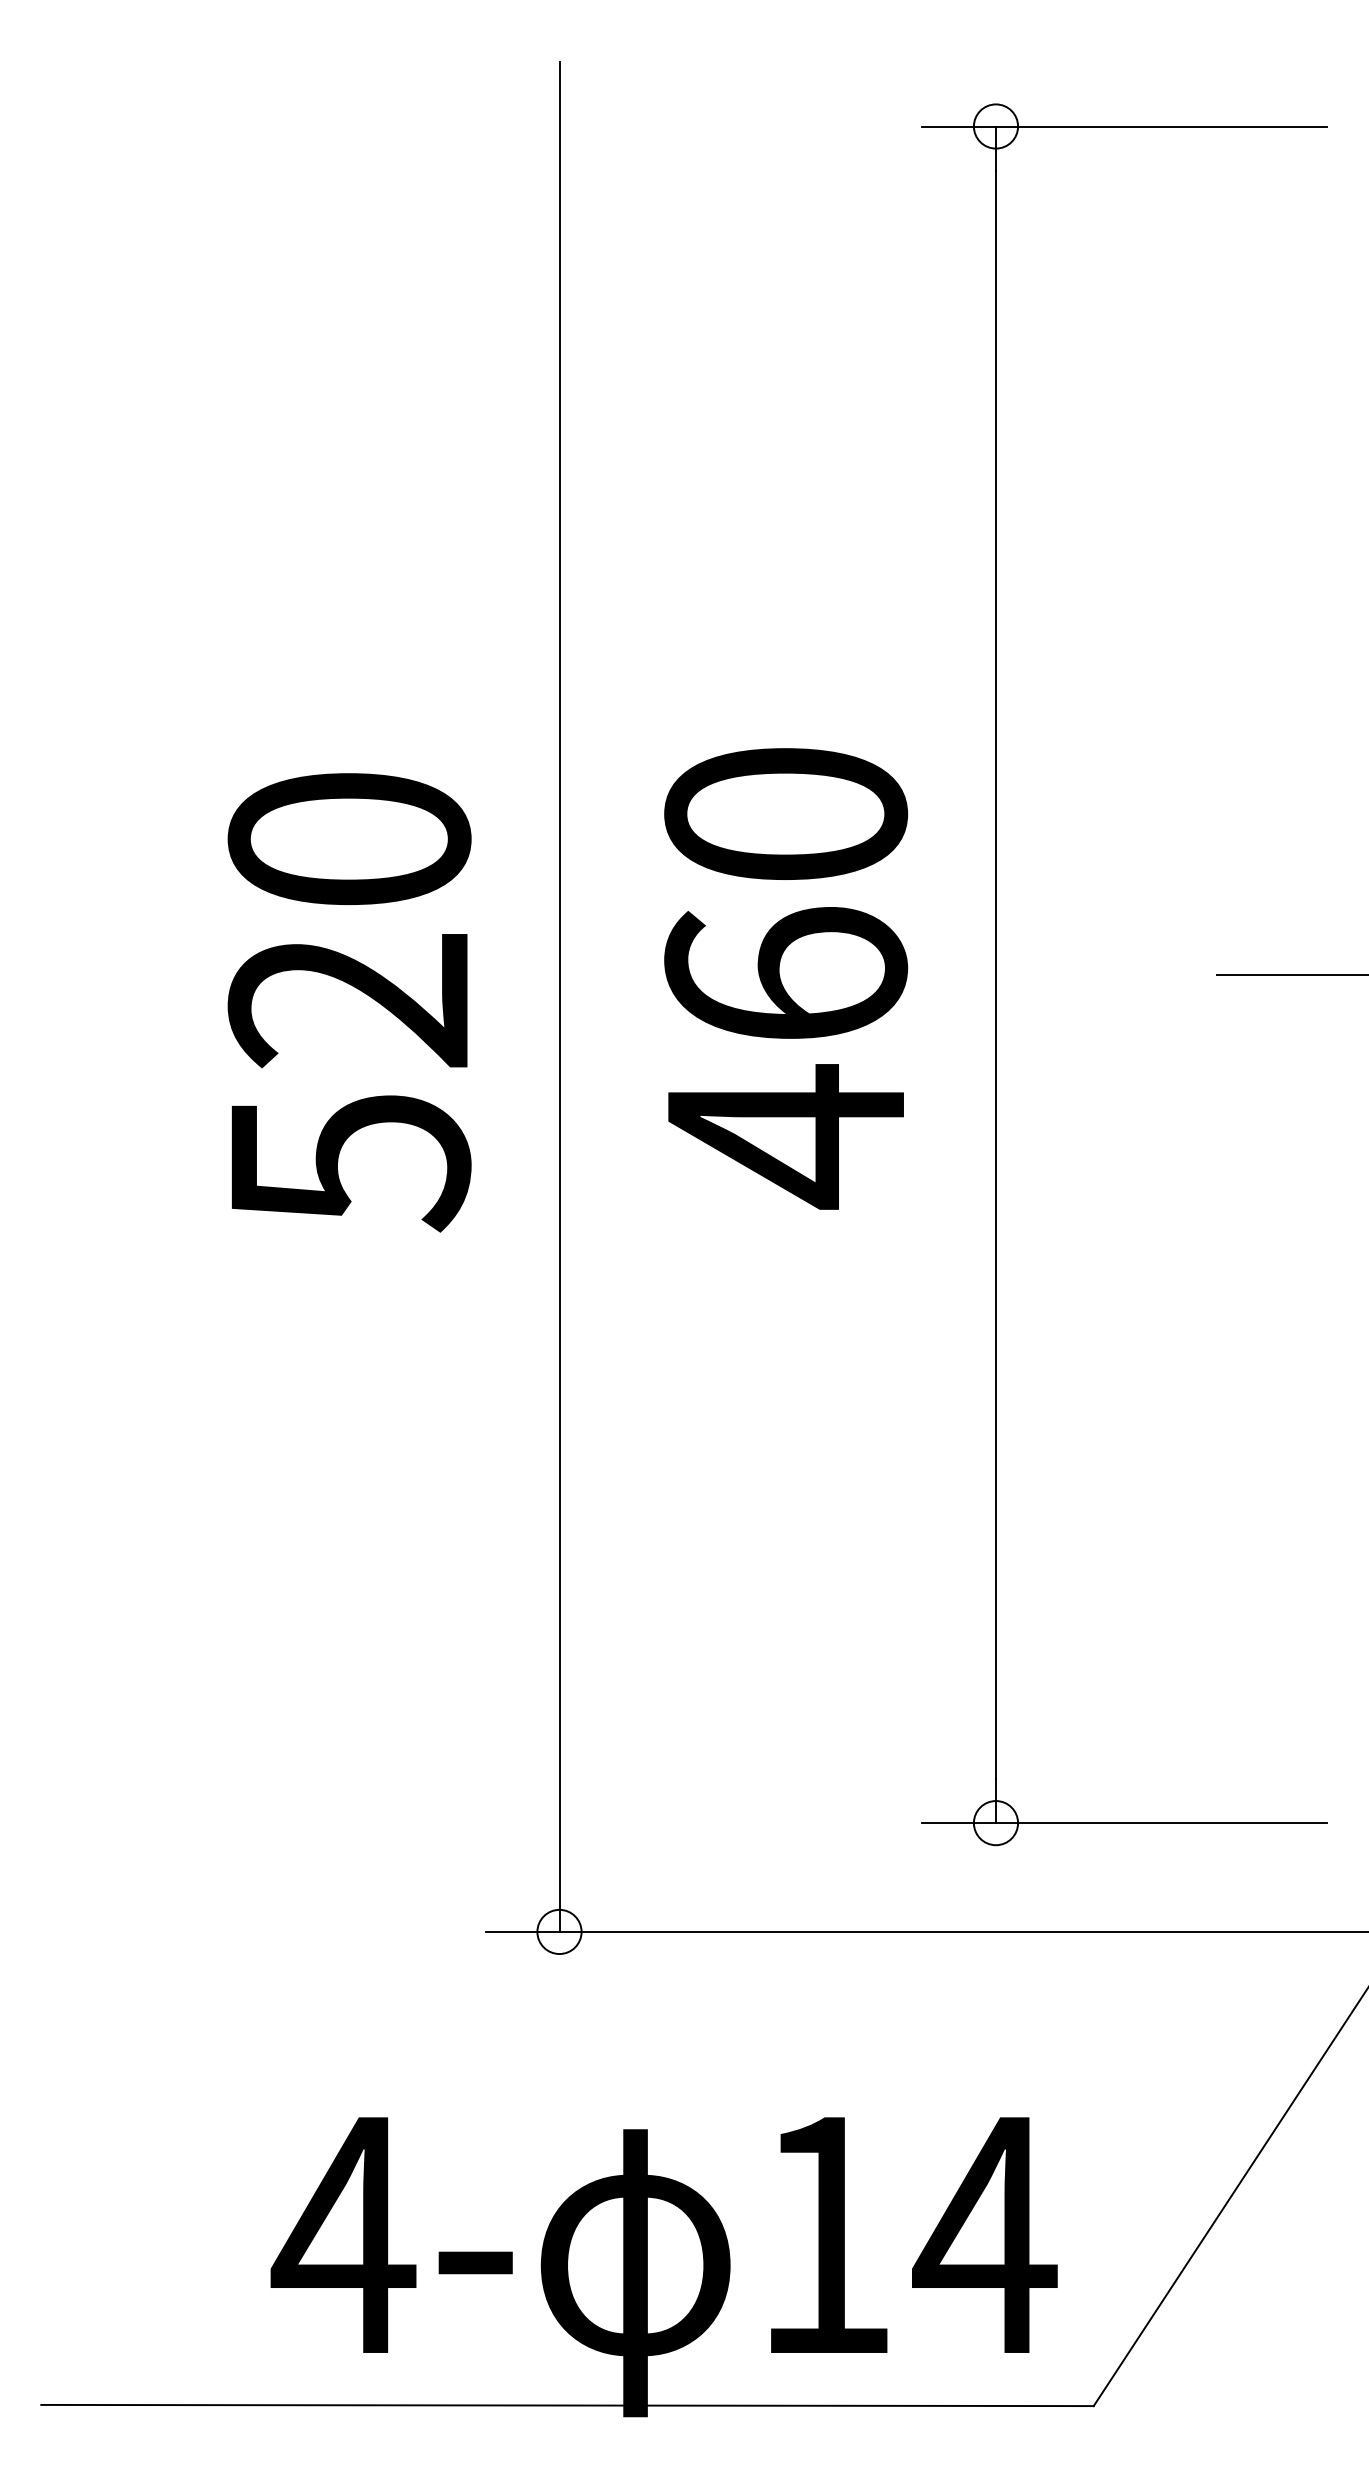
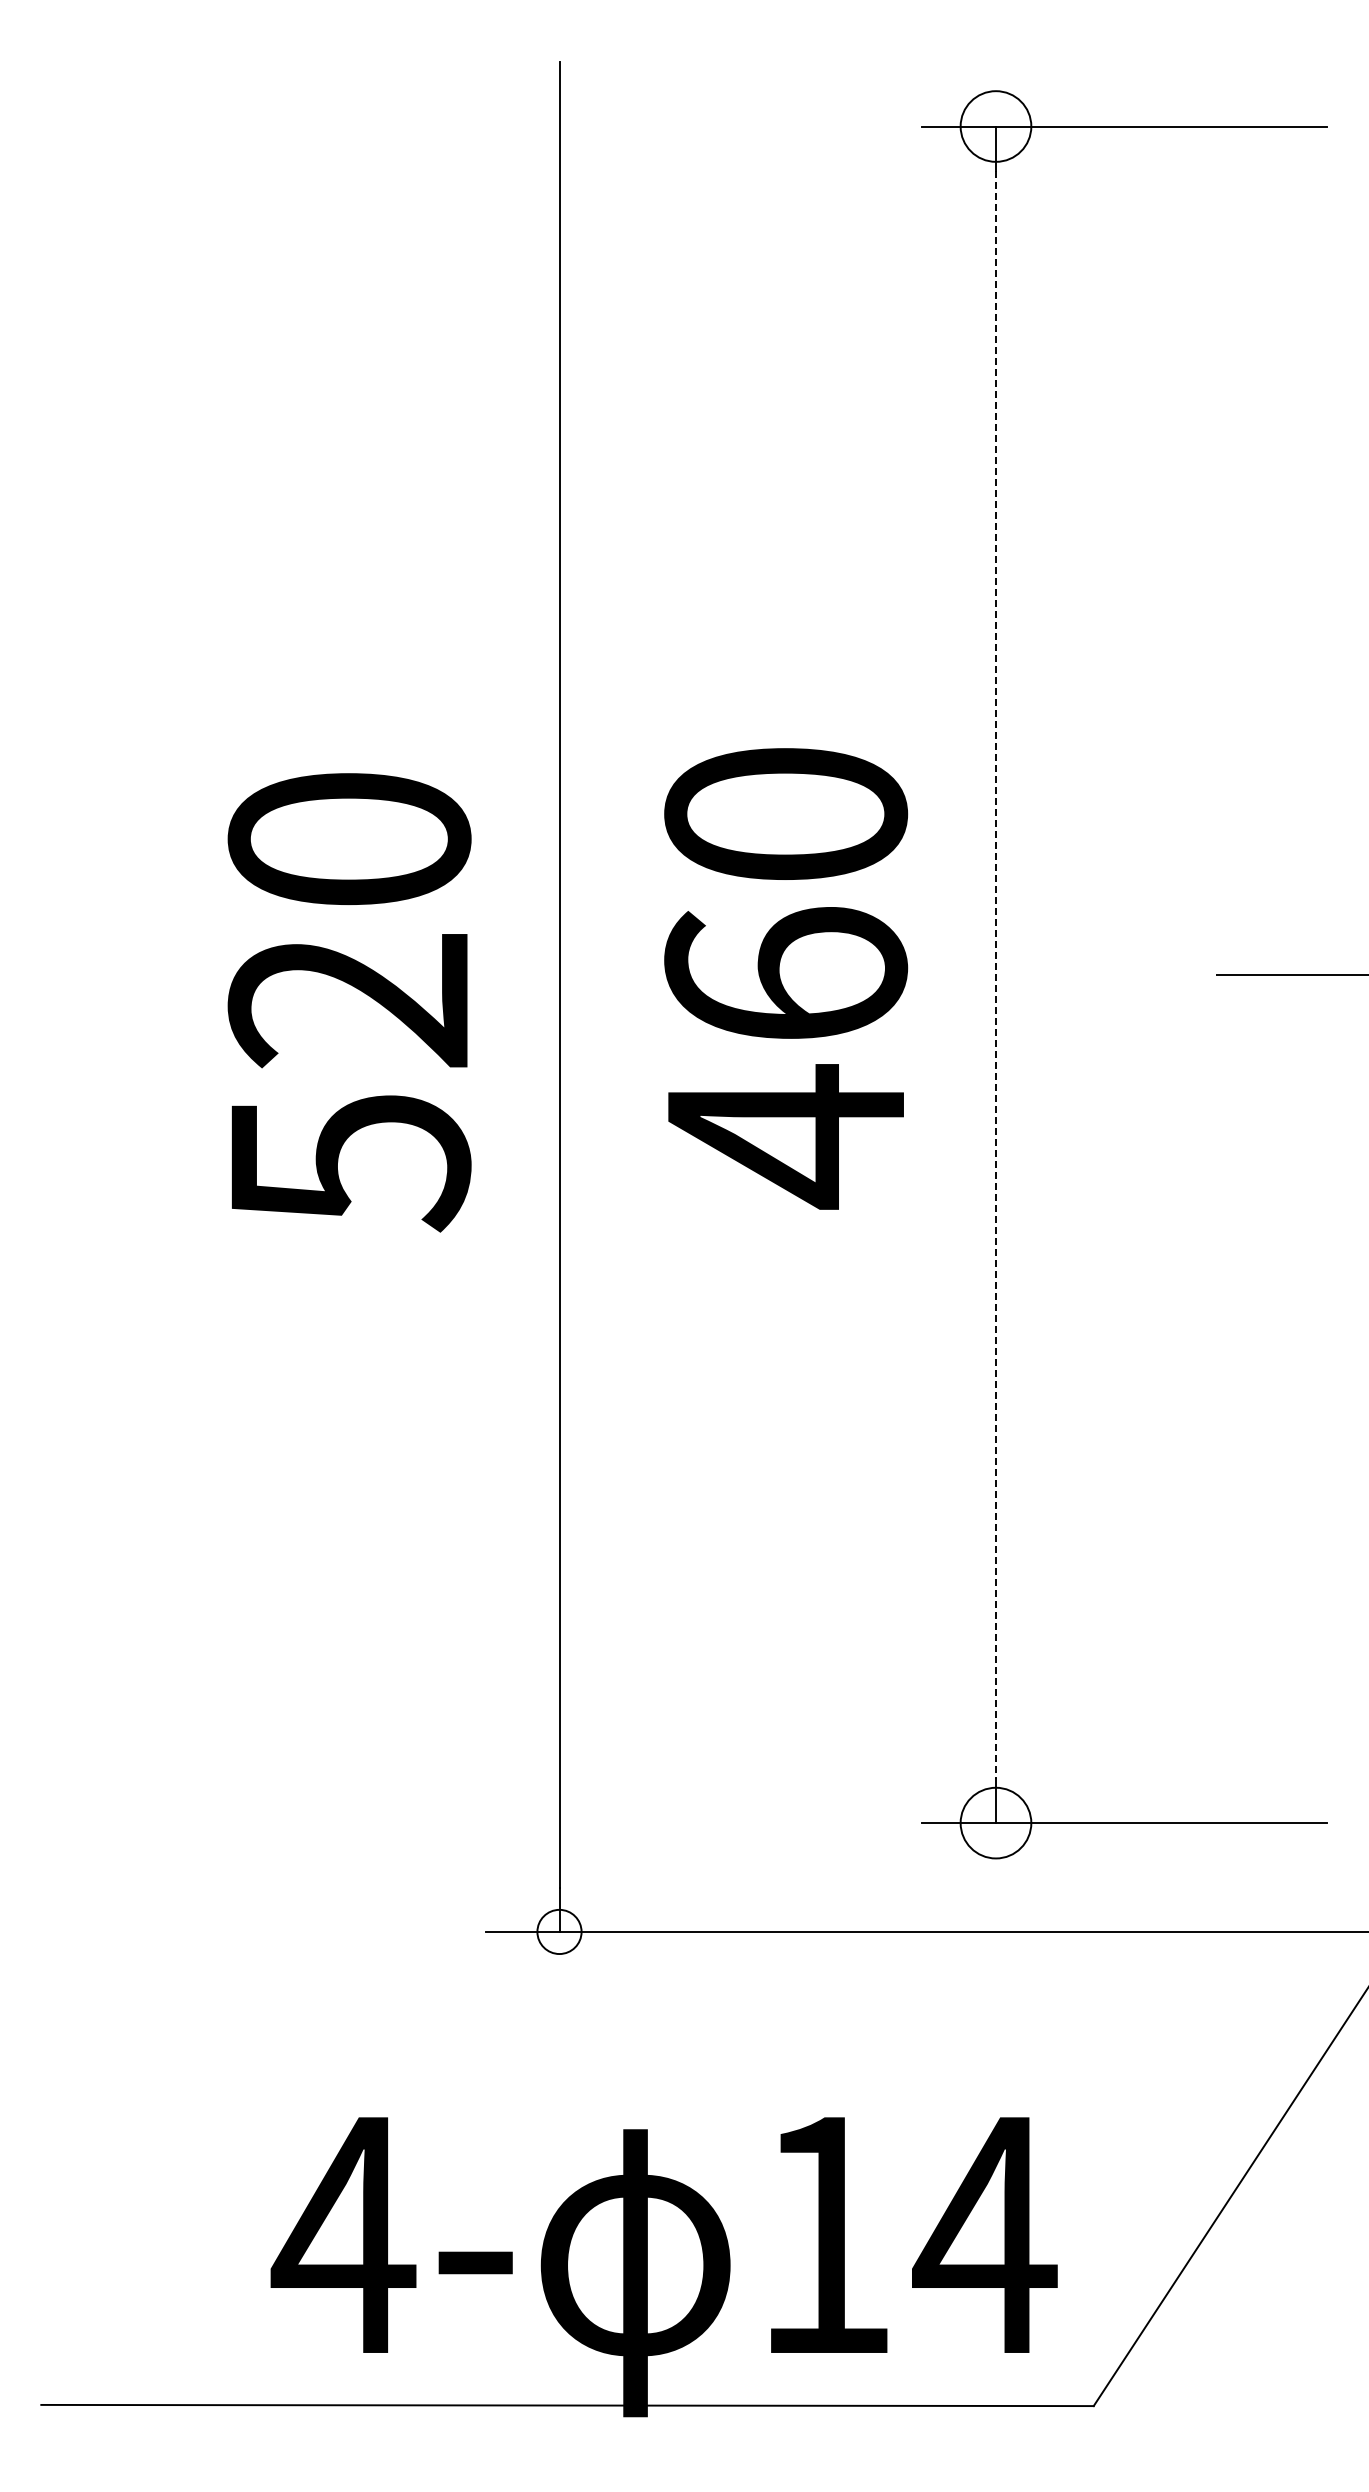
circle diameter: 44 px -> 71 px (995, 126)
line: solid -> dashed (995, 975)
circle diameter: 44 px -> 71 px (995, 1822)
